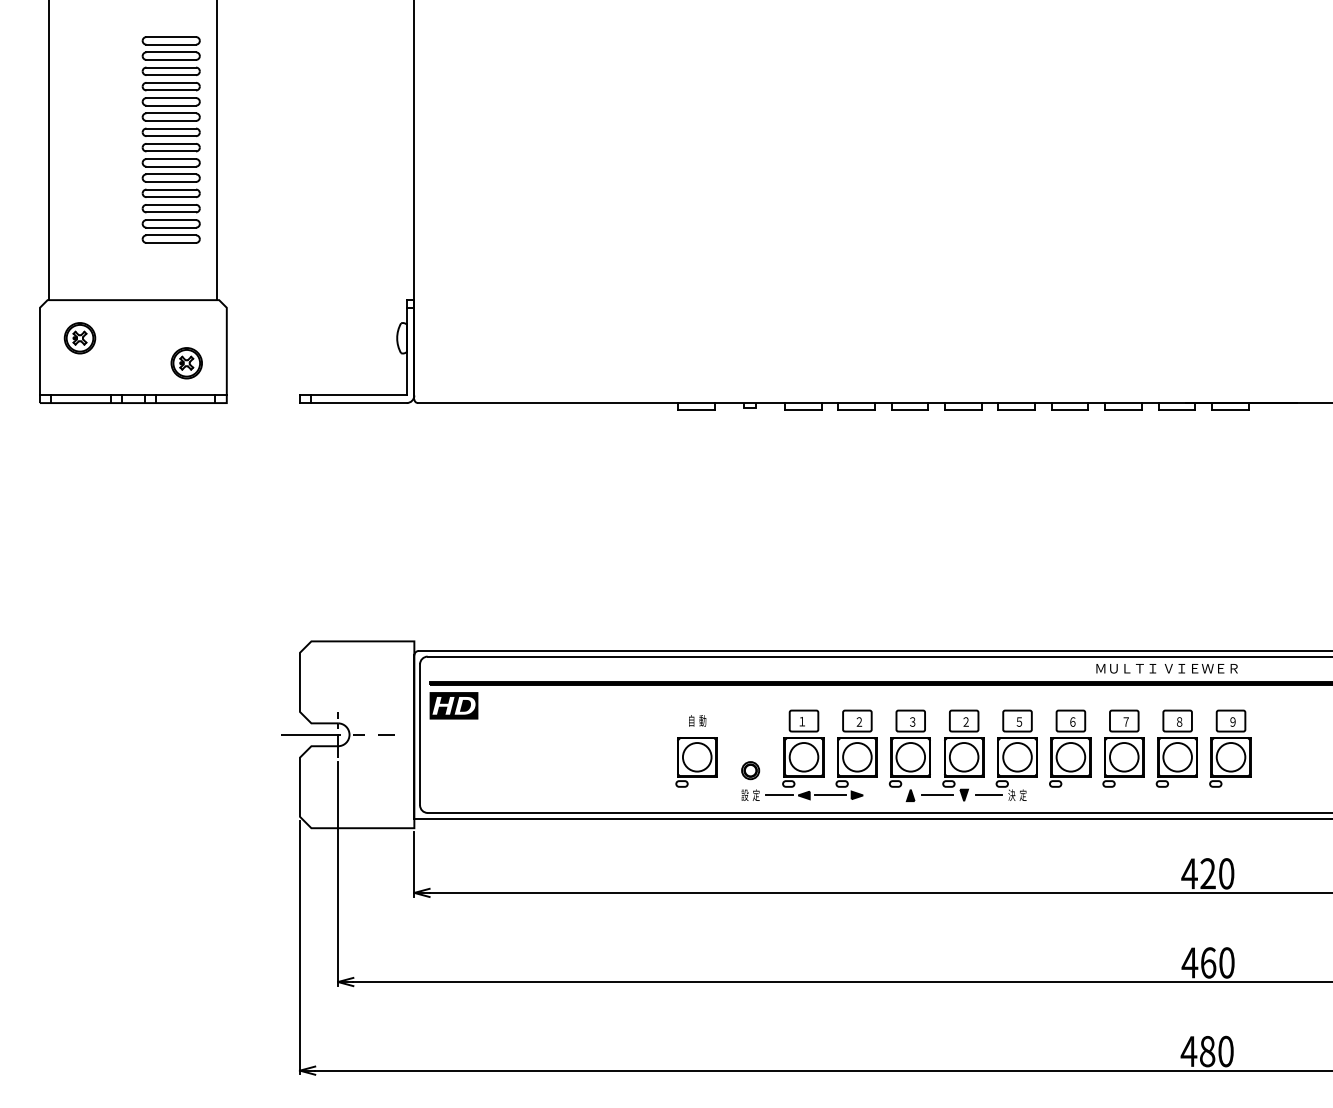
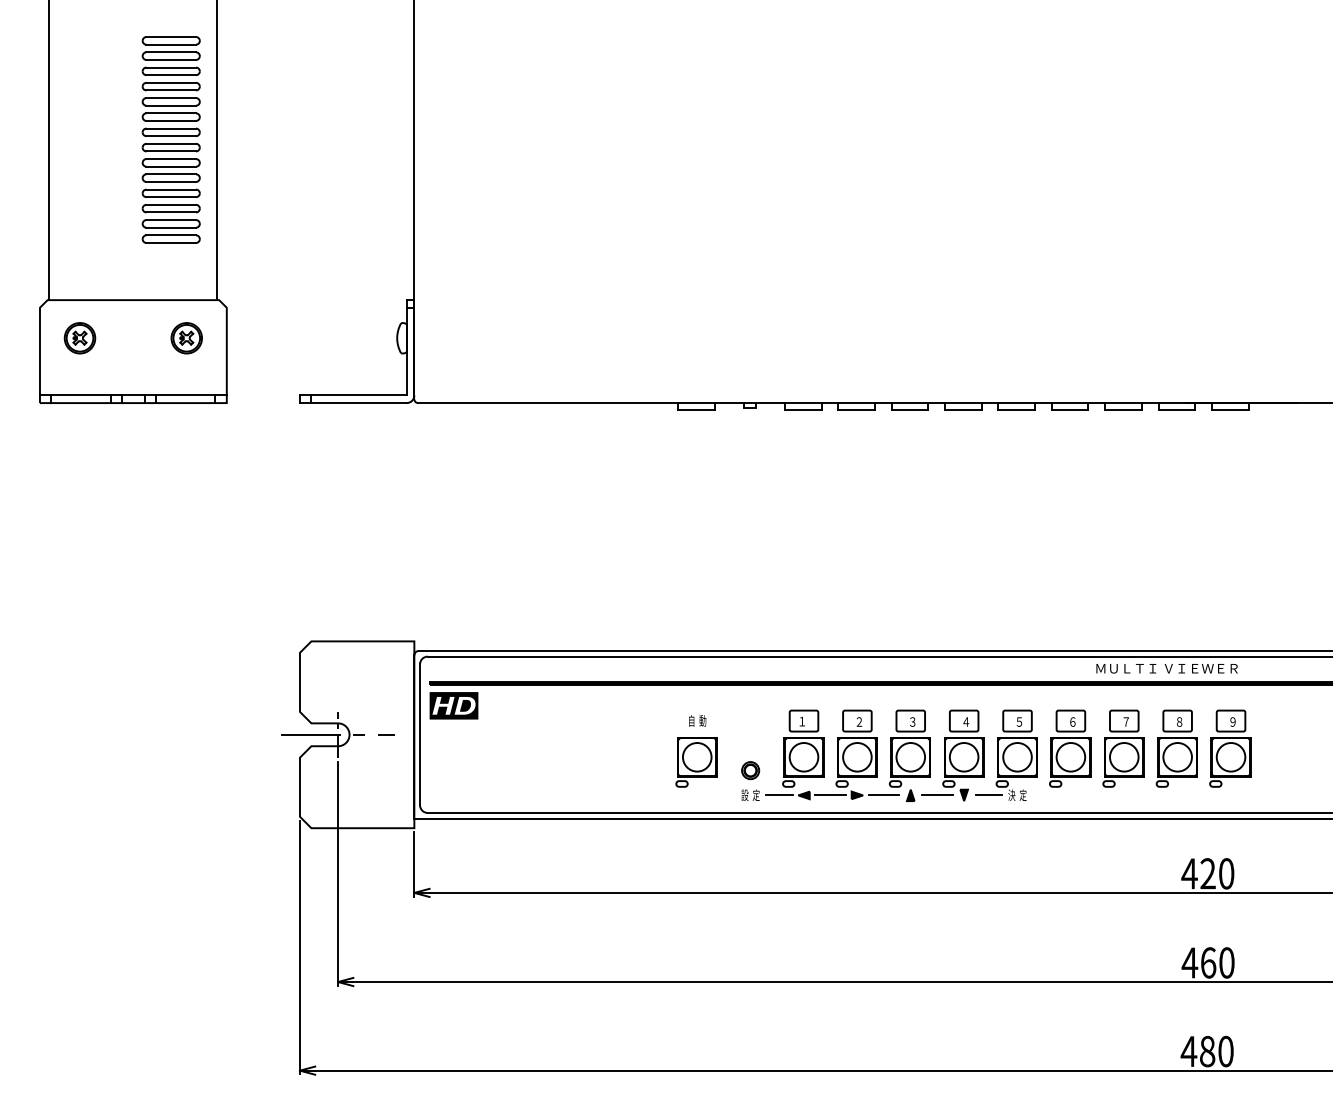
part position: (186, 363) -> (186, 338) (186, 338)
text: ２ -> ４ (966, 721)
line: none -> present (883, 795)
